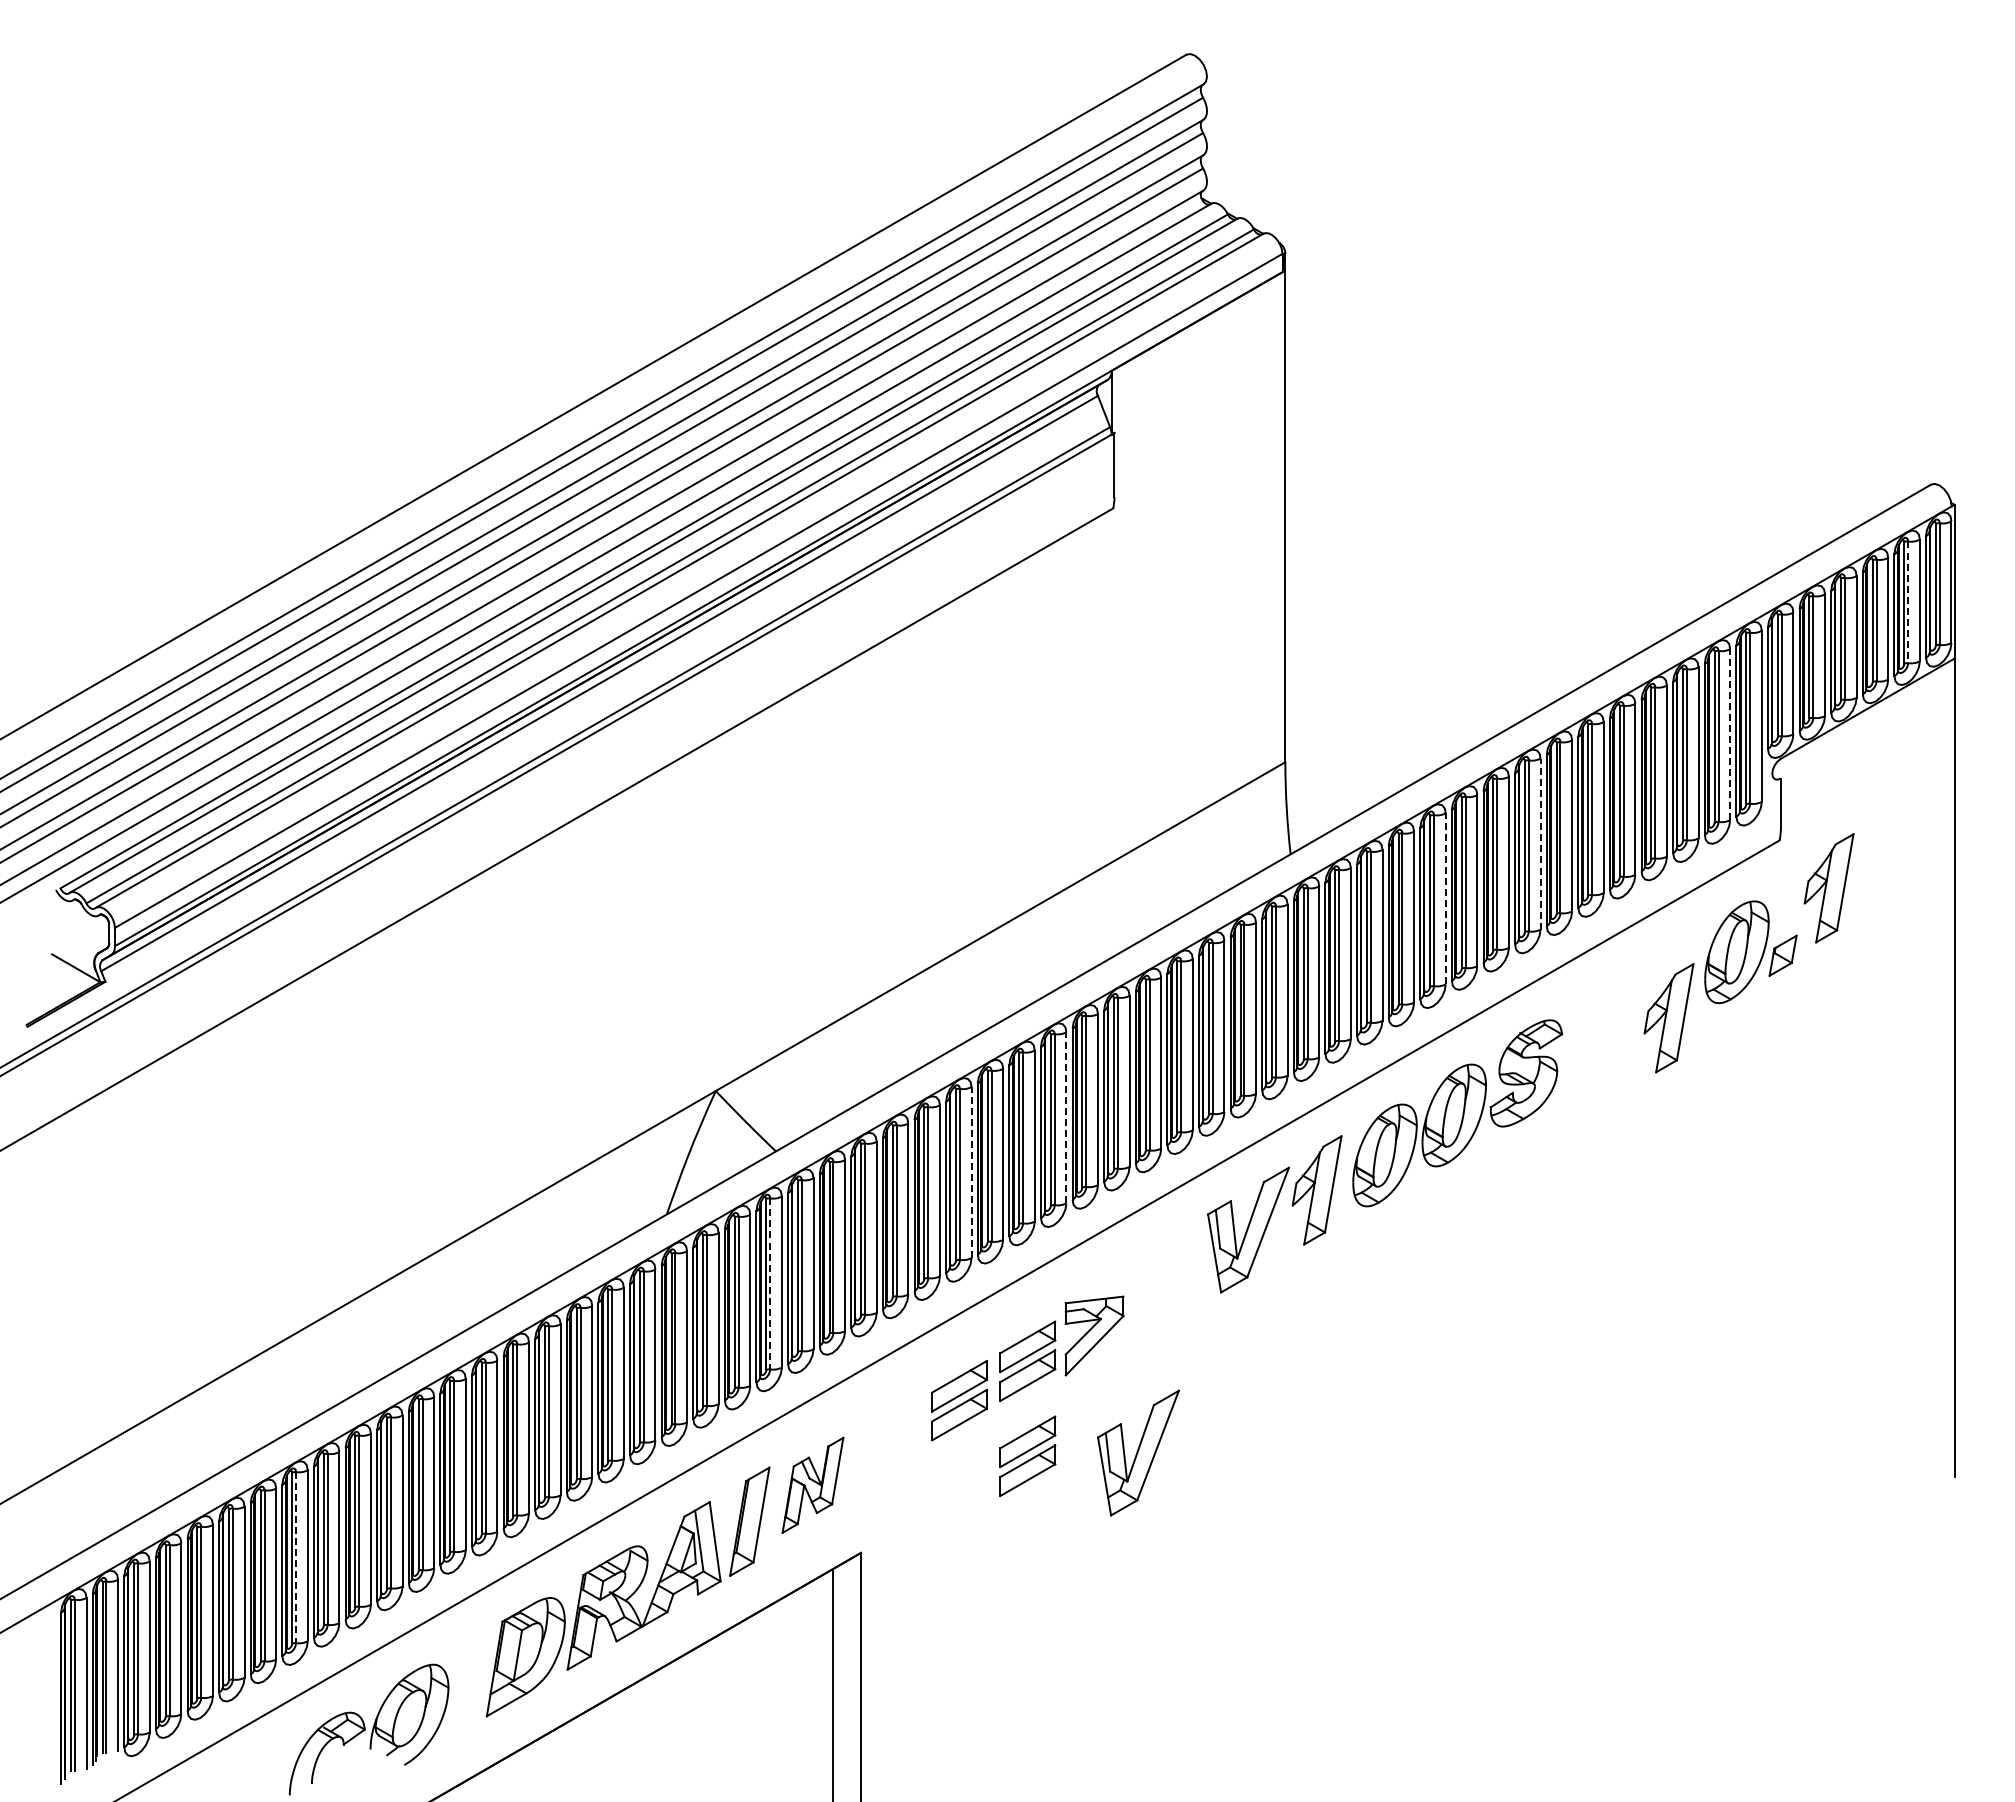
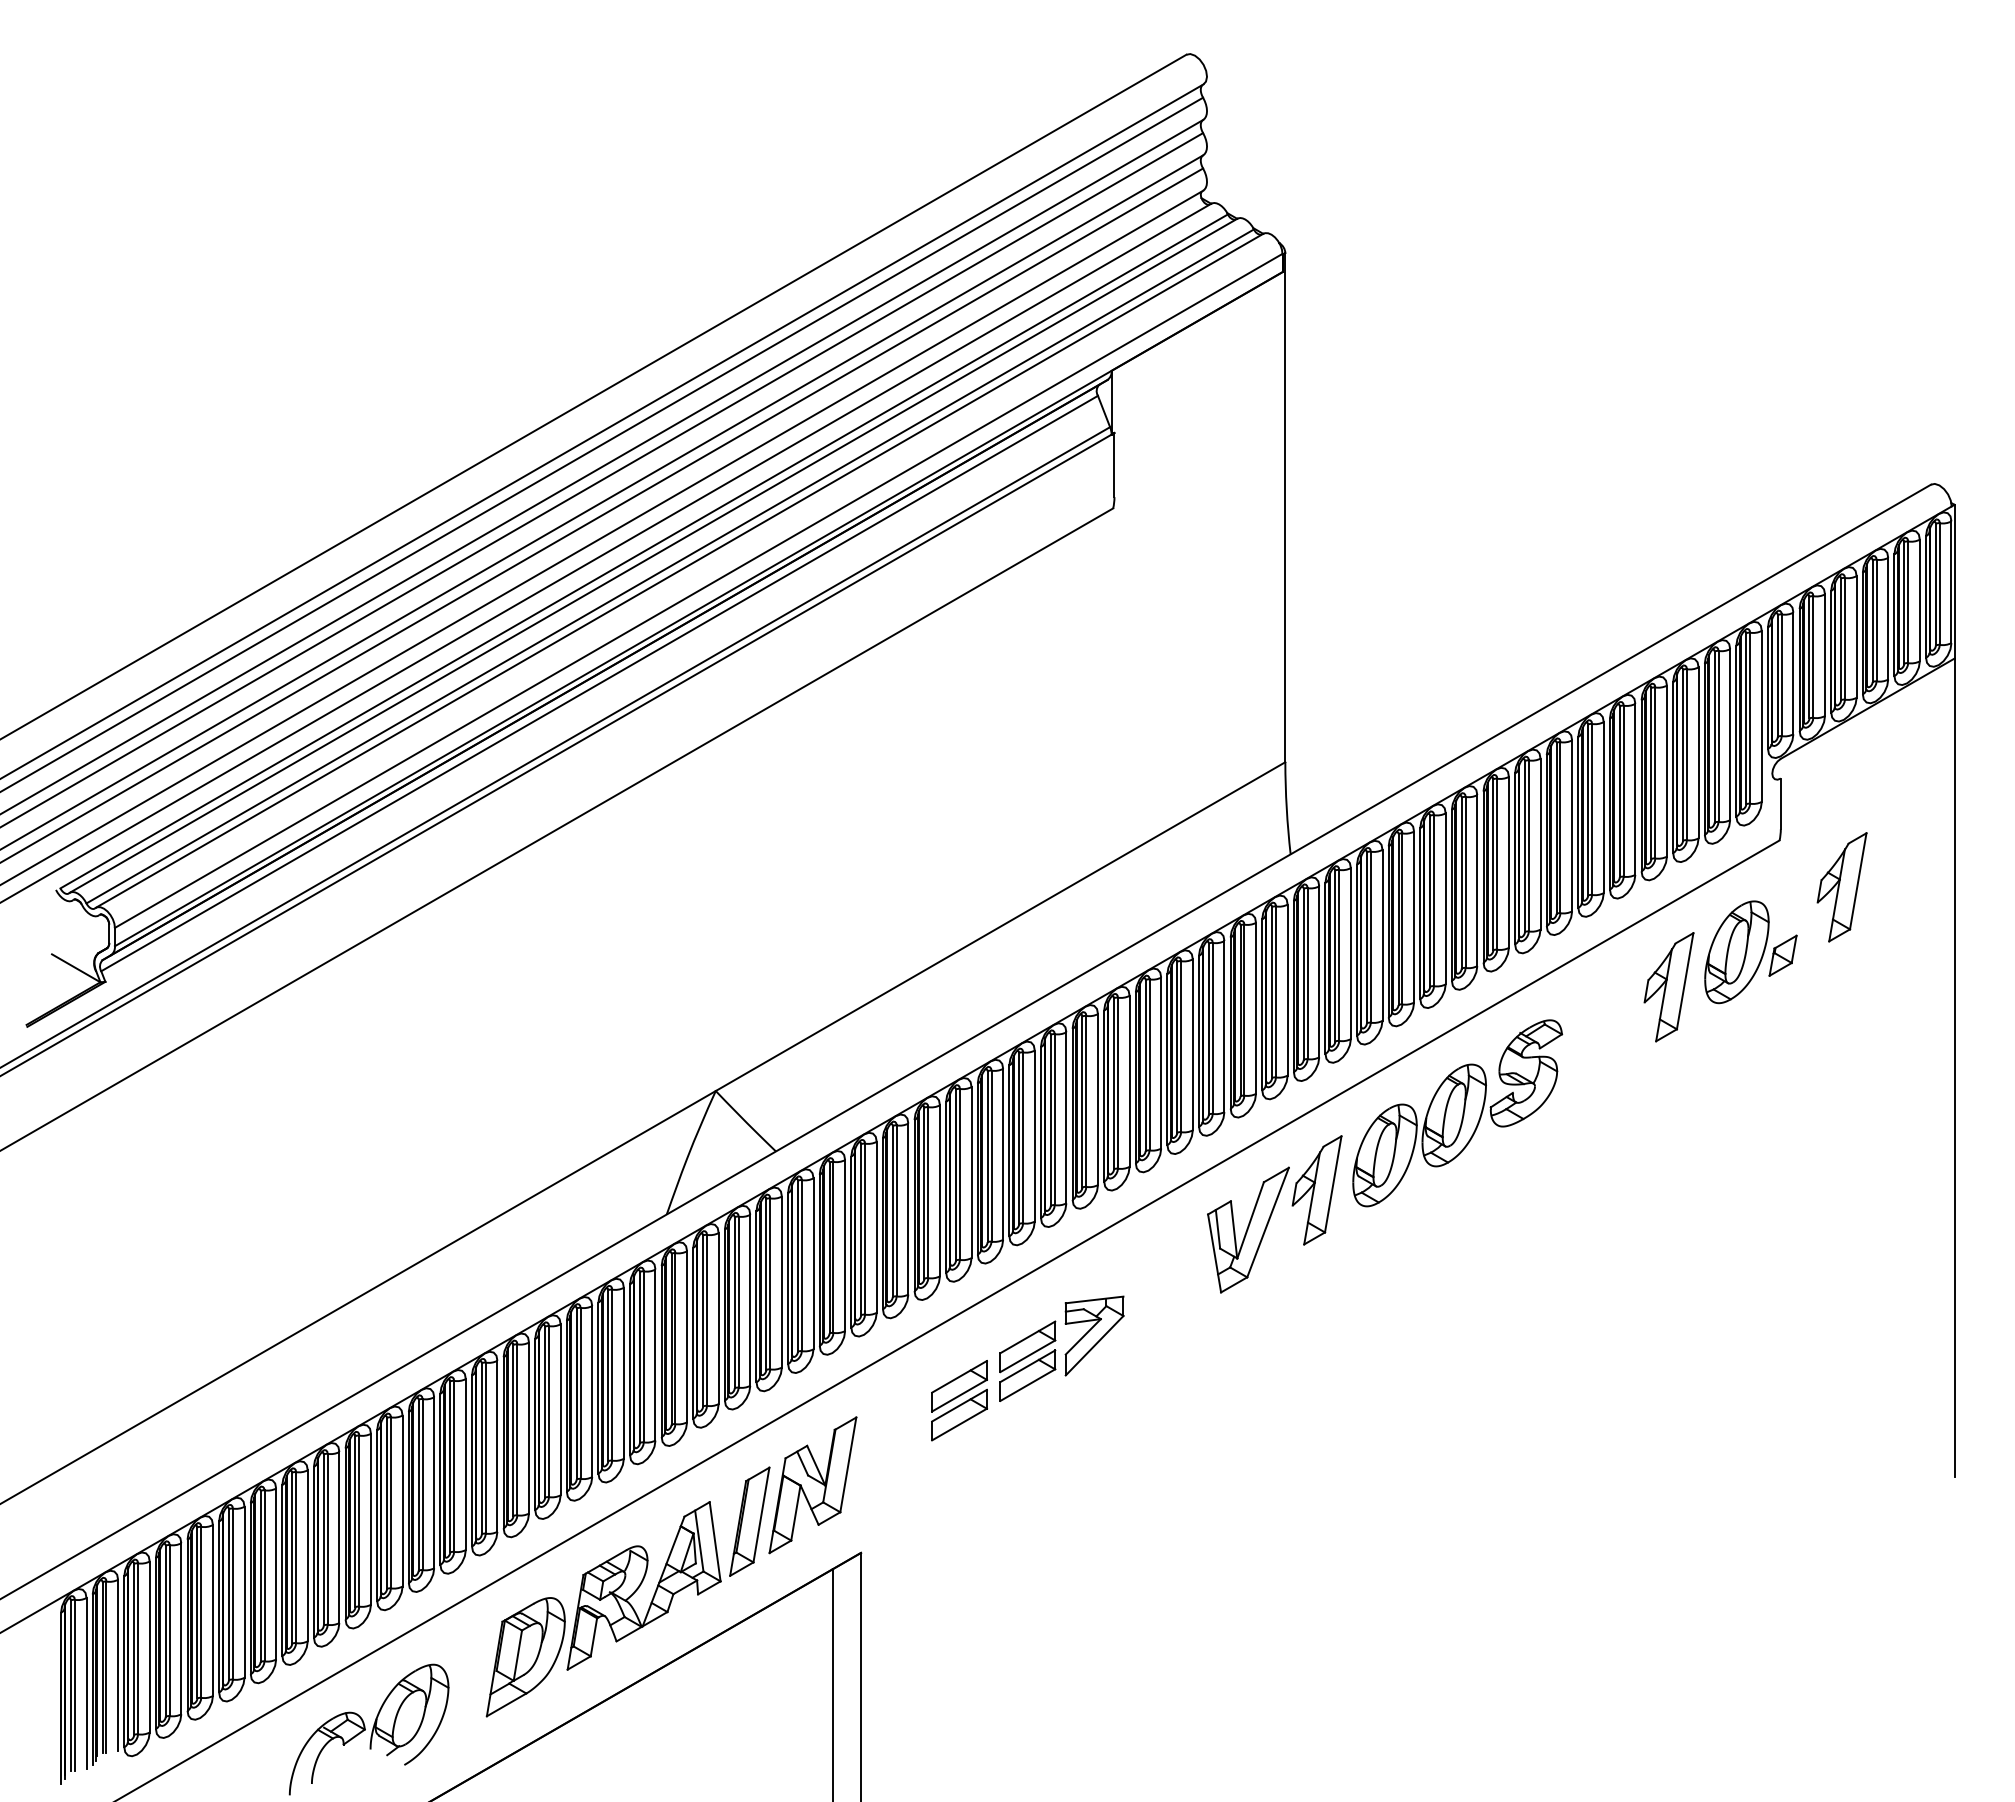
line: dashed -> solid (1908, 602)
line: dashed -> solid (1730, 734)
line: dashed -> solid (1540, 844)
part position: (1828, 888) -> (1841, 887) (1841, 887)
line: dashed -> solid (1445, 898)
part position: (1668, 1018) -> (1668, 987) (1668, 987)
line: dashed -> solid (1066, 1117)
line: dashed -> solid (971, 1172)
line: dashed -> solid (770, 1284)
part: present -> none (1138, 1452)
part: present -> none (1027, 1455)
part size: 64x98 px -> 90x139 px (812, 1485)
line: dashed -> solid (296, 1558)
